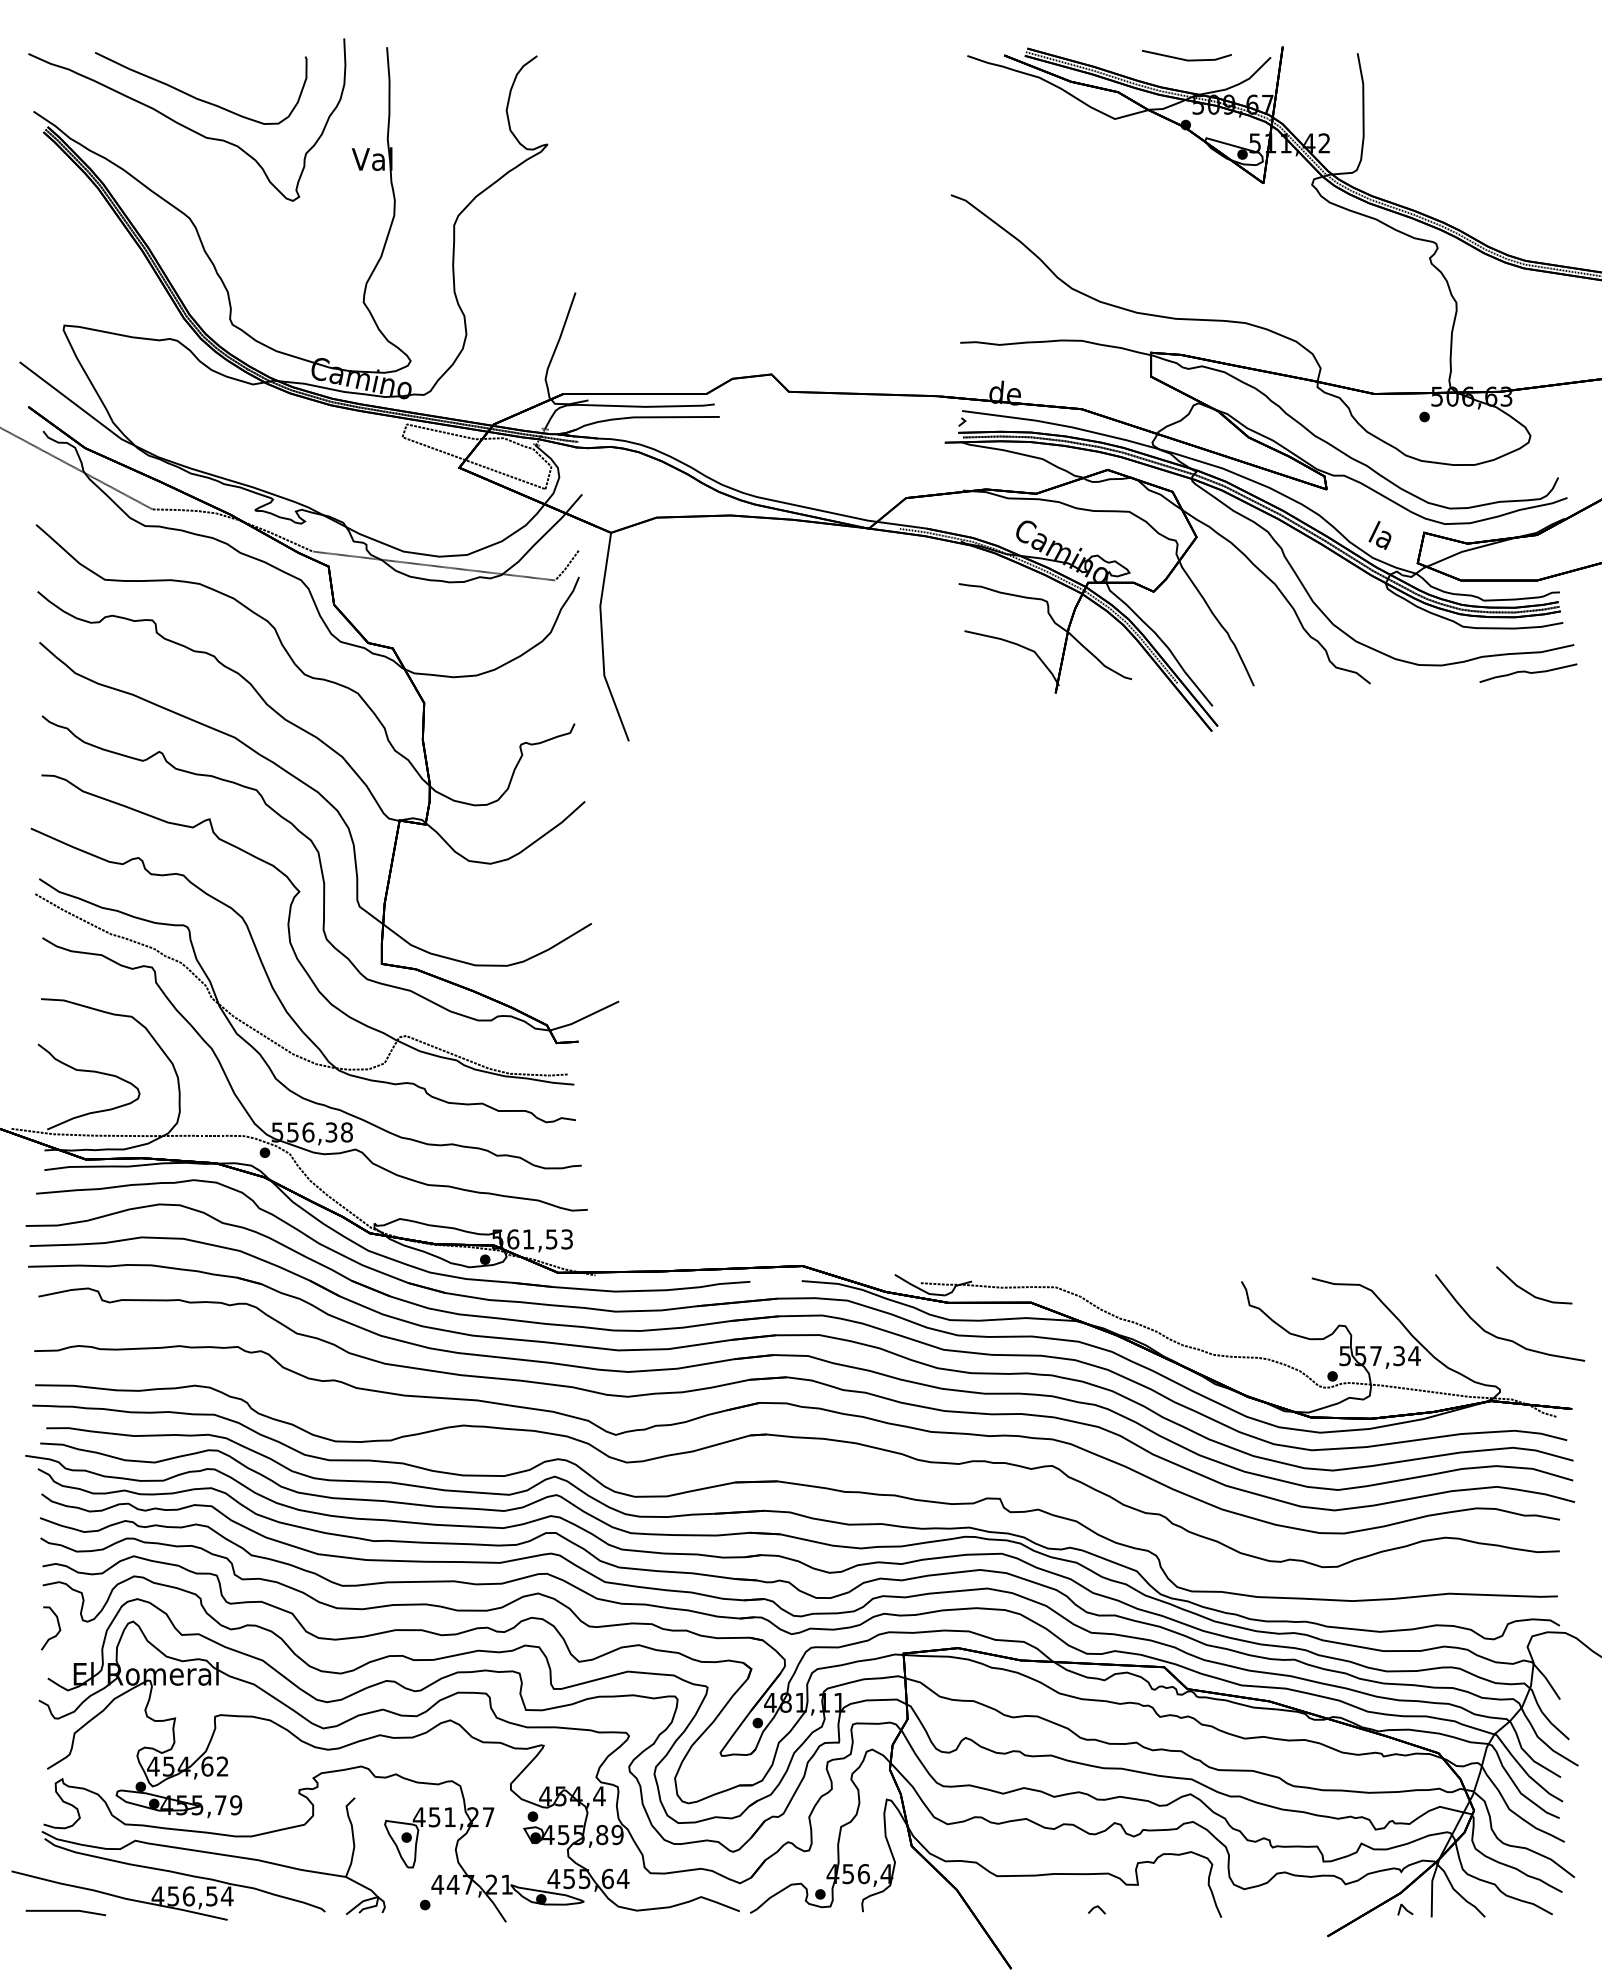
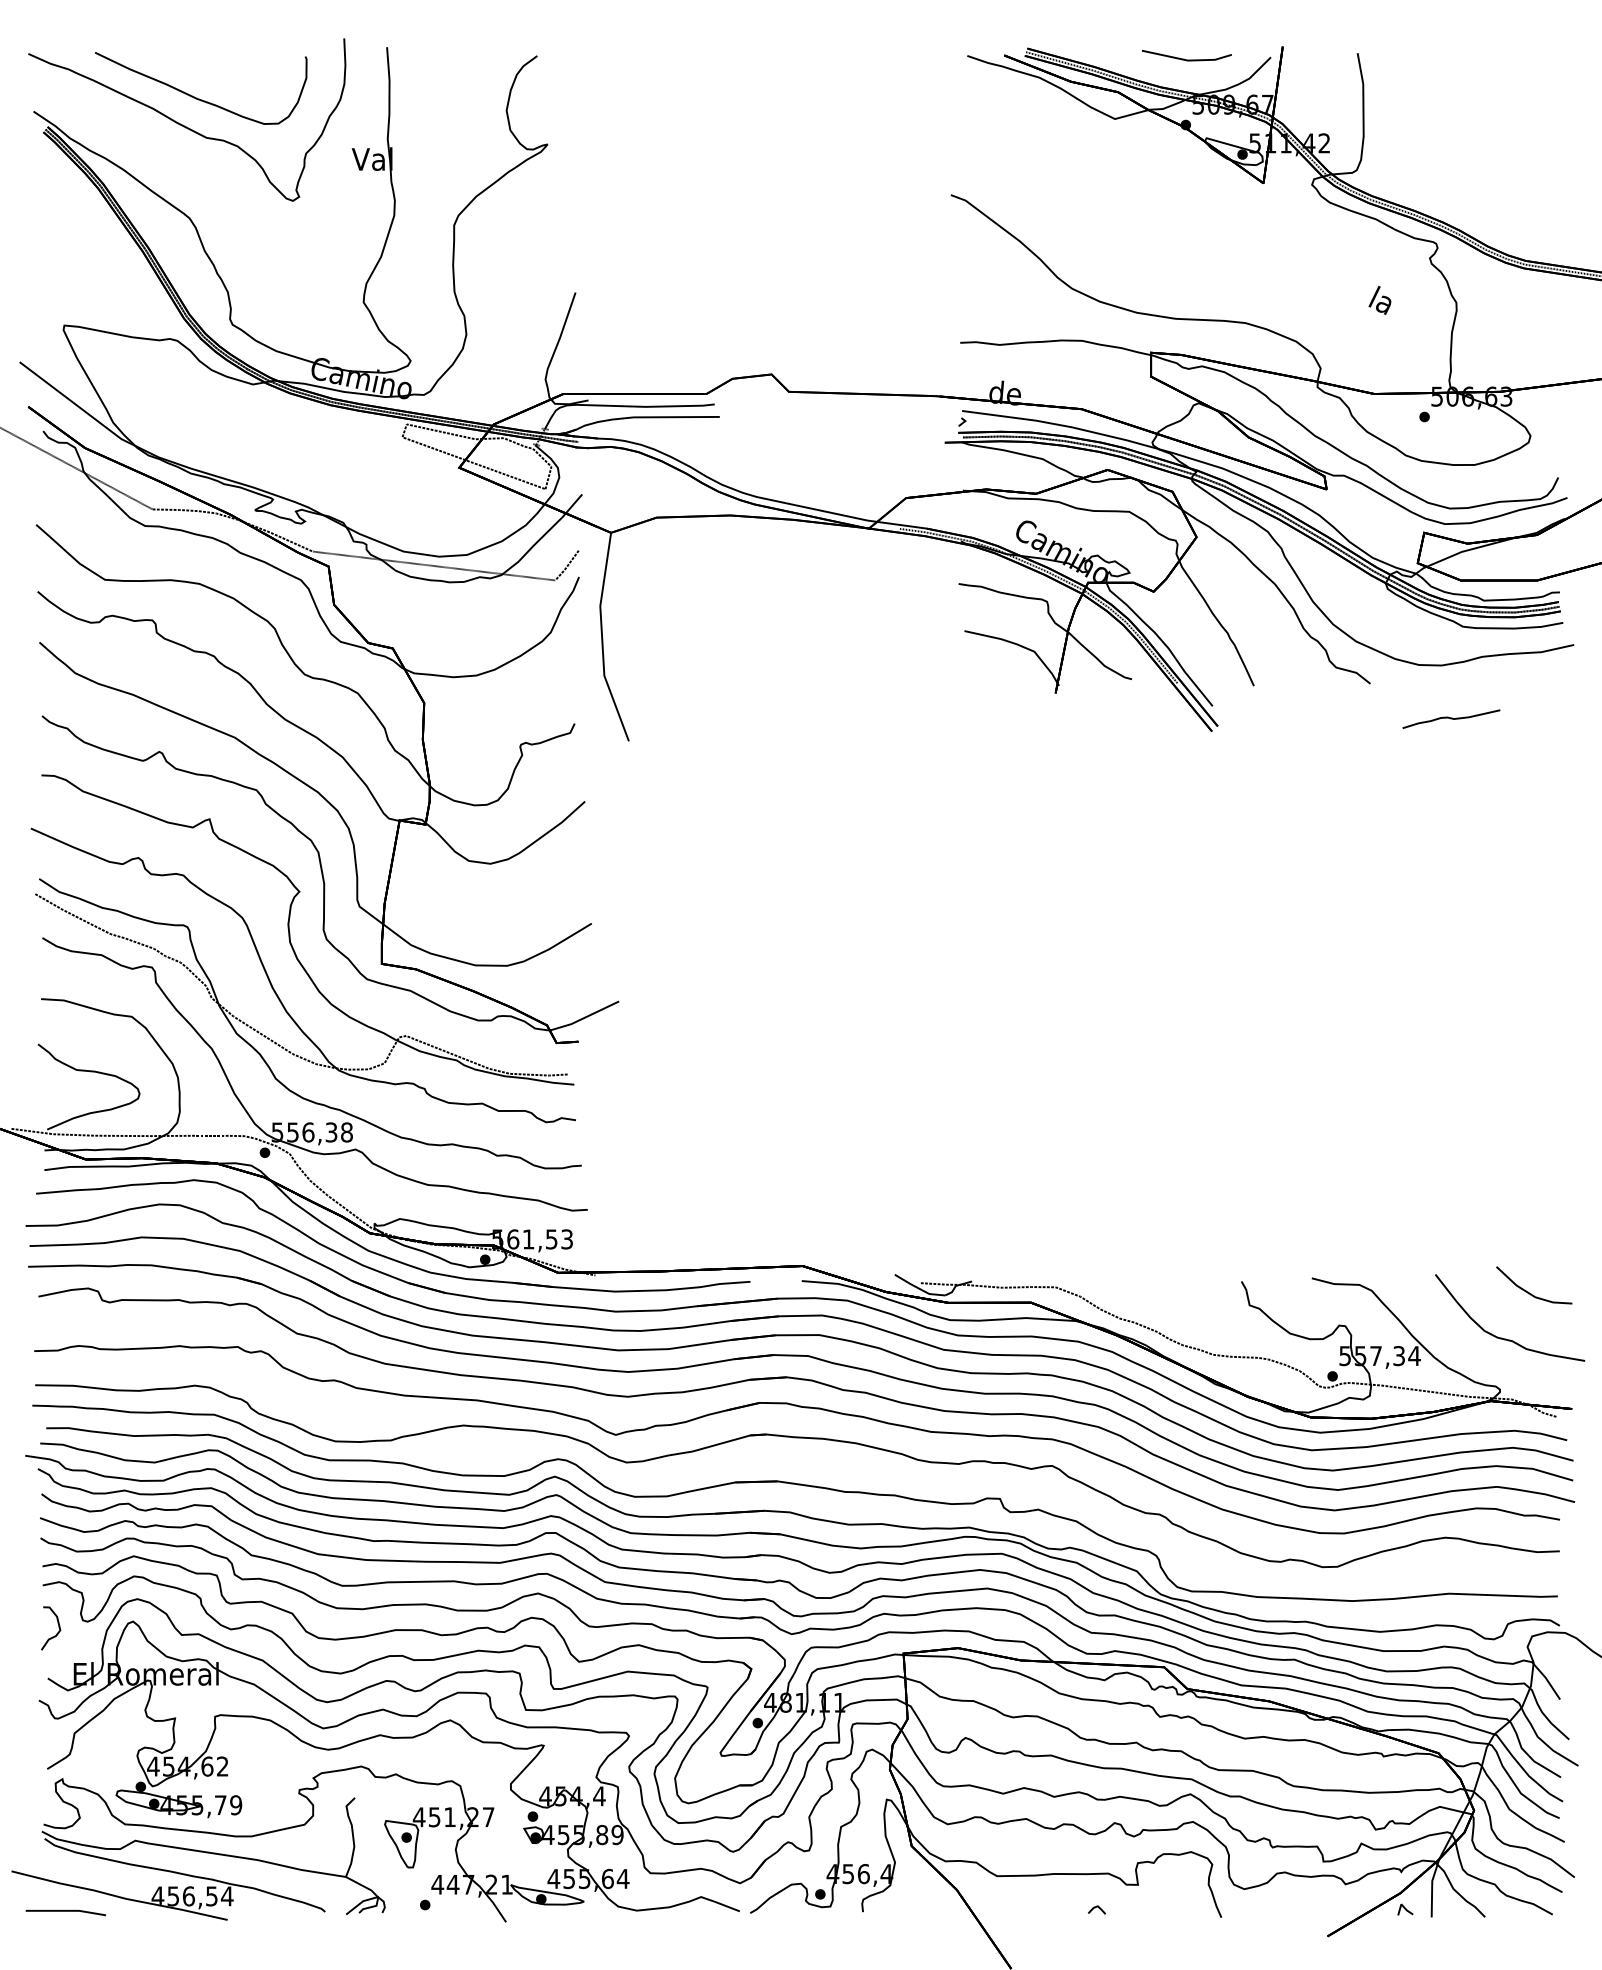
text position: (1379, 534) -> (1379, 299) (1379, 299)
curve position: (1528, 672) -> (1451, 718) (1451, 718)
